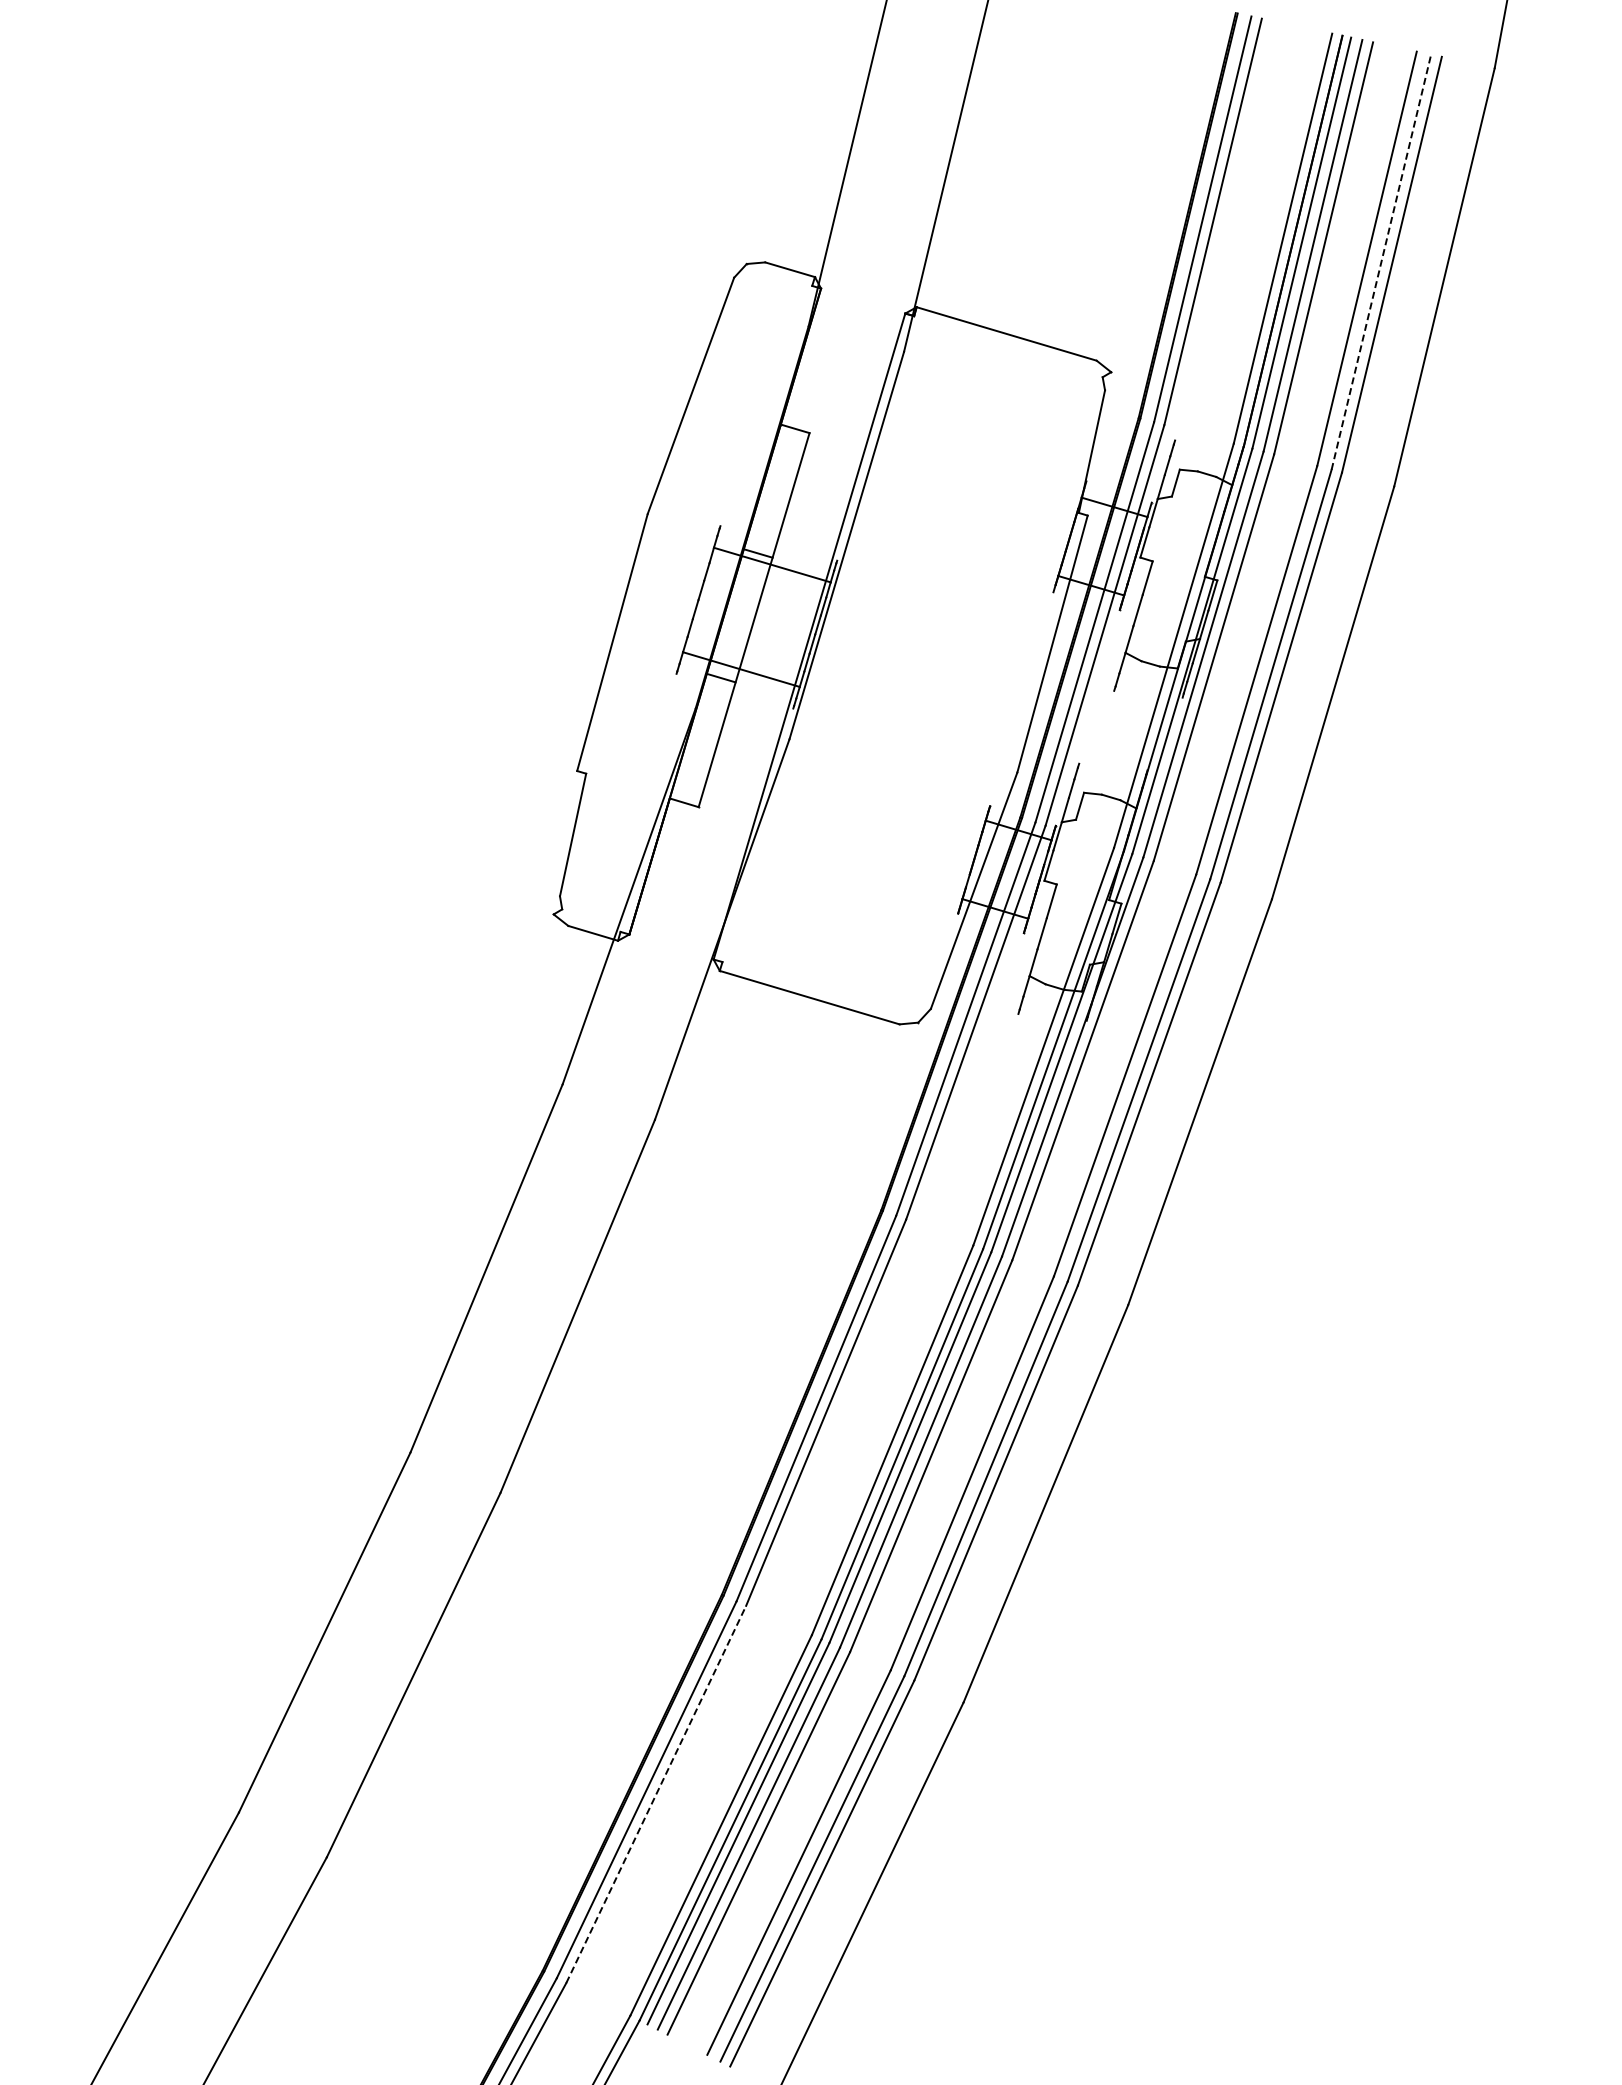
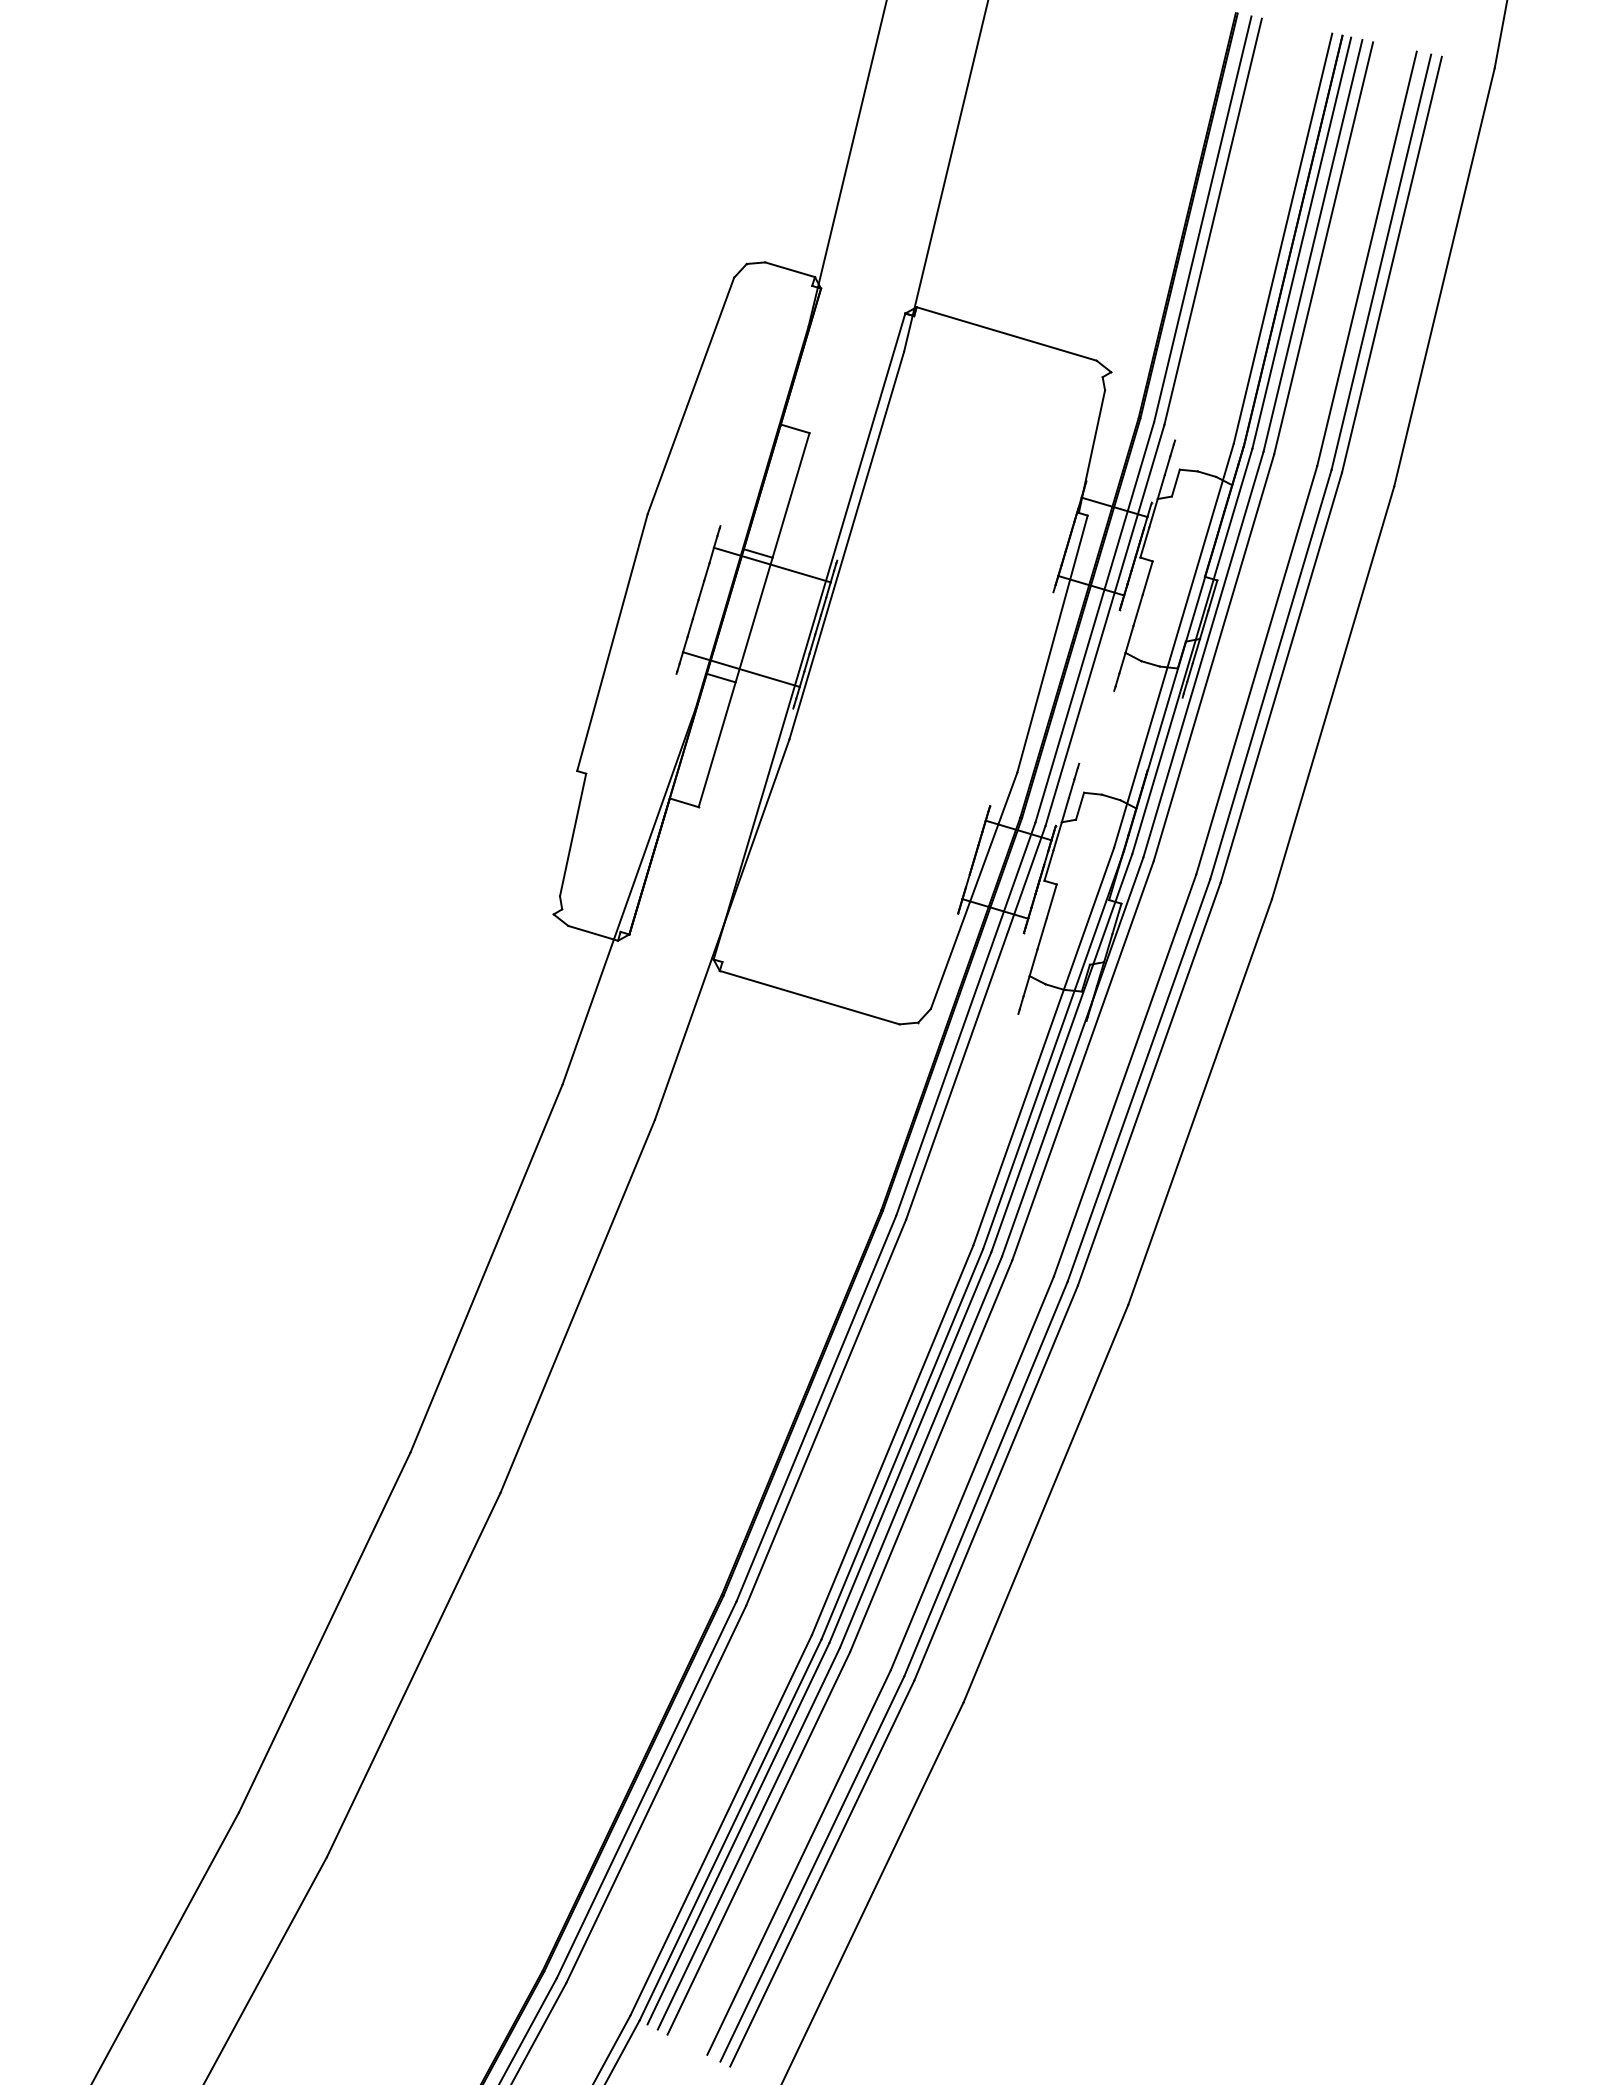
line: dashed -> solid (1381, 261)
line: dashed -> solid (656, 1794)
